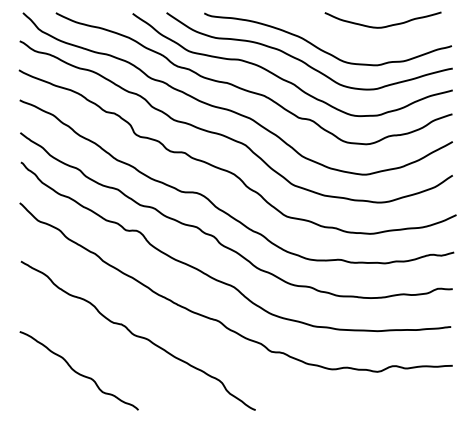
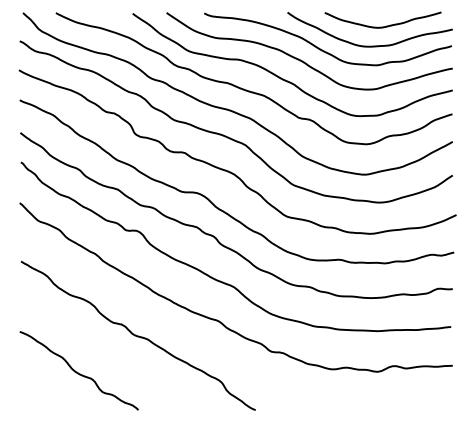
curve: none -> present (369, 45)
